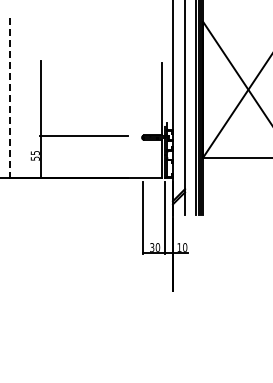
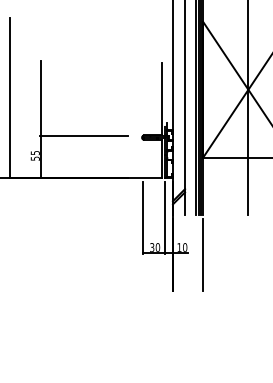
line: dashed -> solid (10, 97)
line: none -> present (248, 108)
line: none -> present (203, 254)
